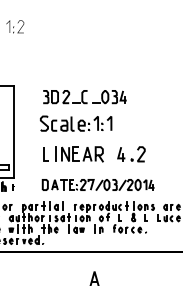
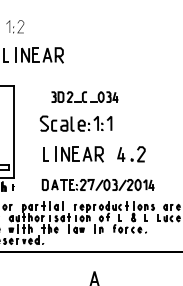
part: none -> present (33, 55)
part size: 84x15 px -> 68x12 px (84, 96)
